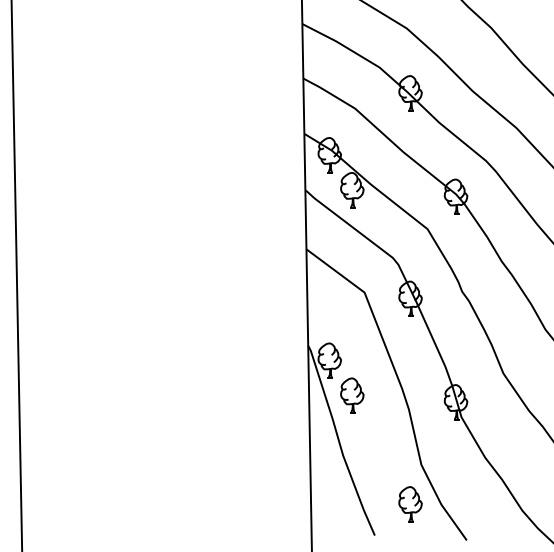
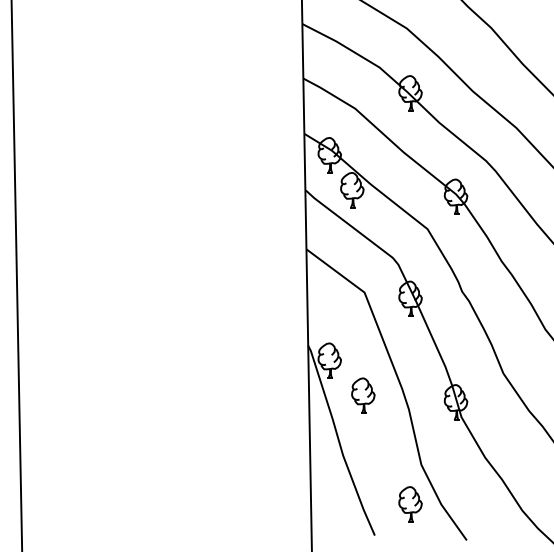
part position: (352, 395) -> (363, 395) (363, 395)
